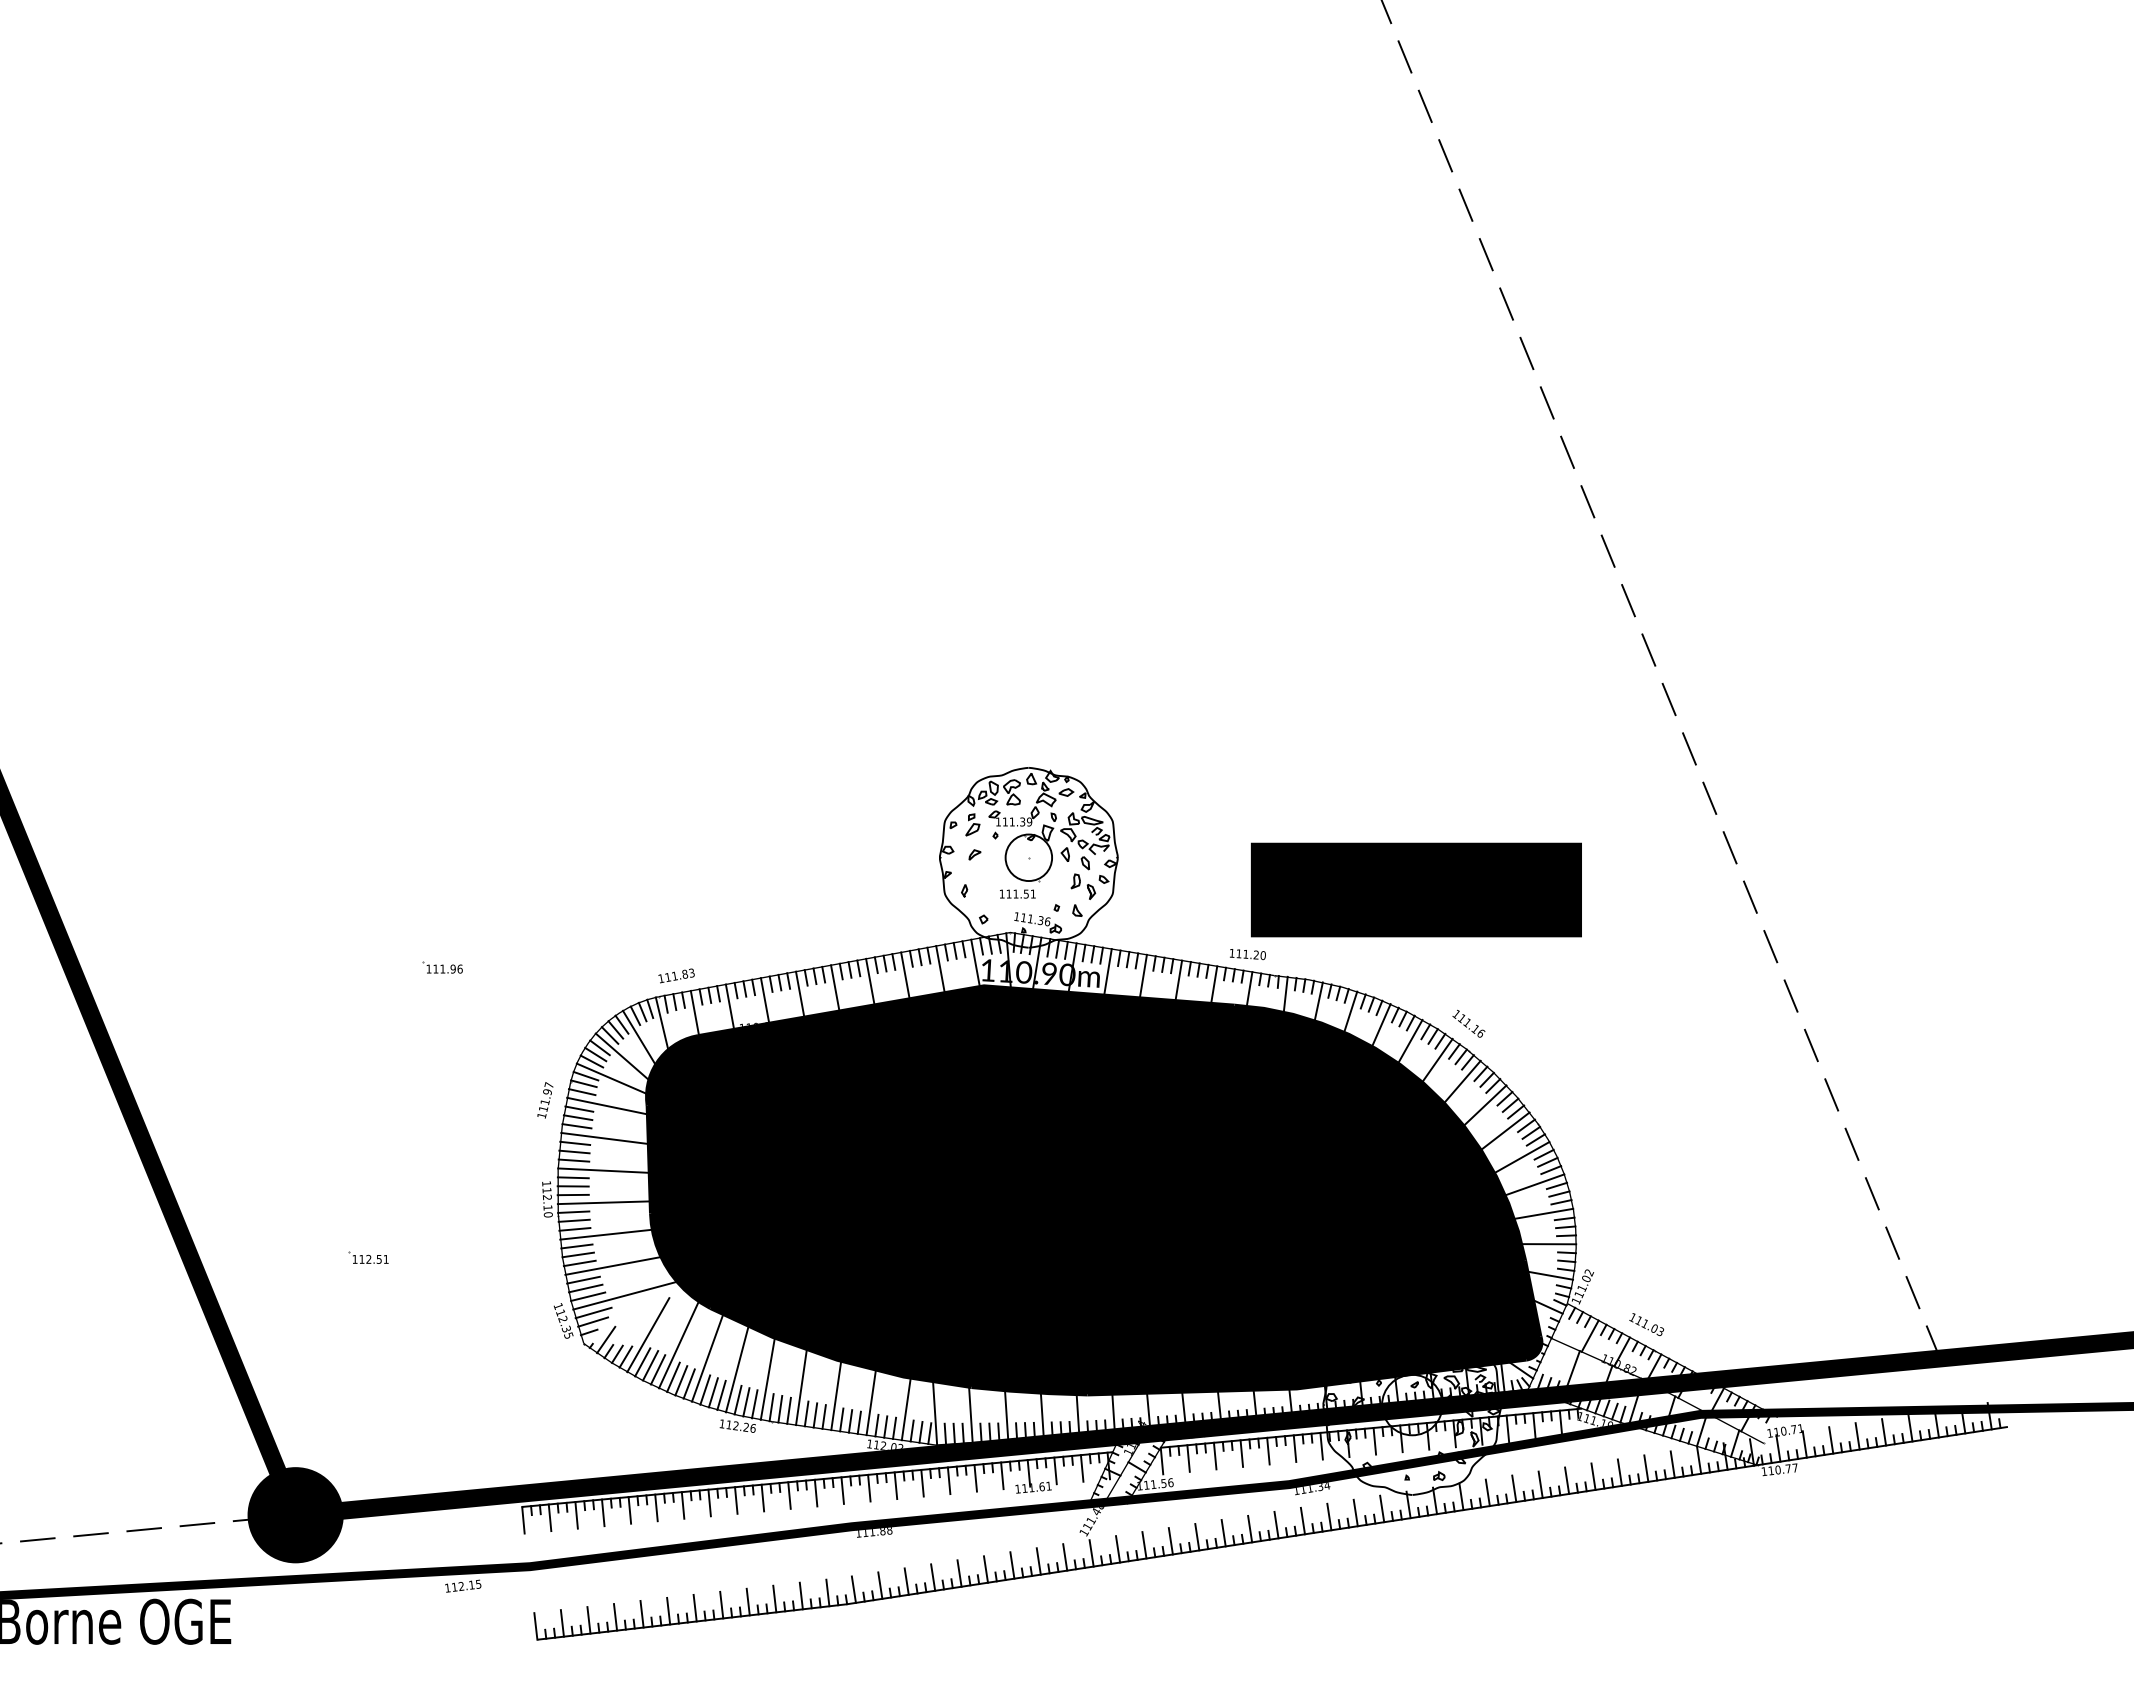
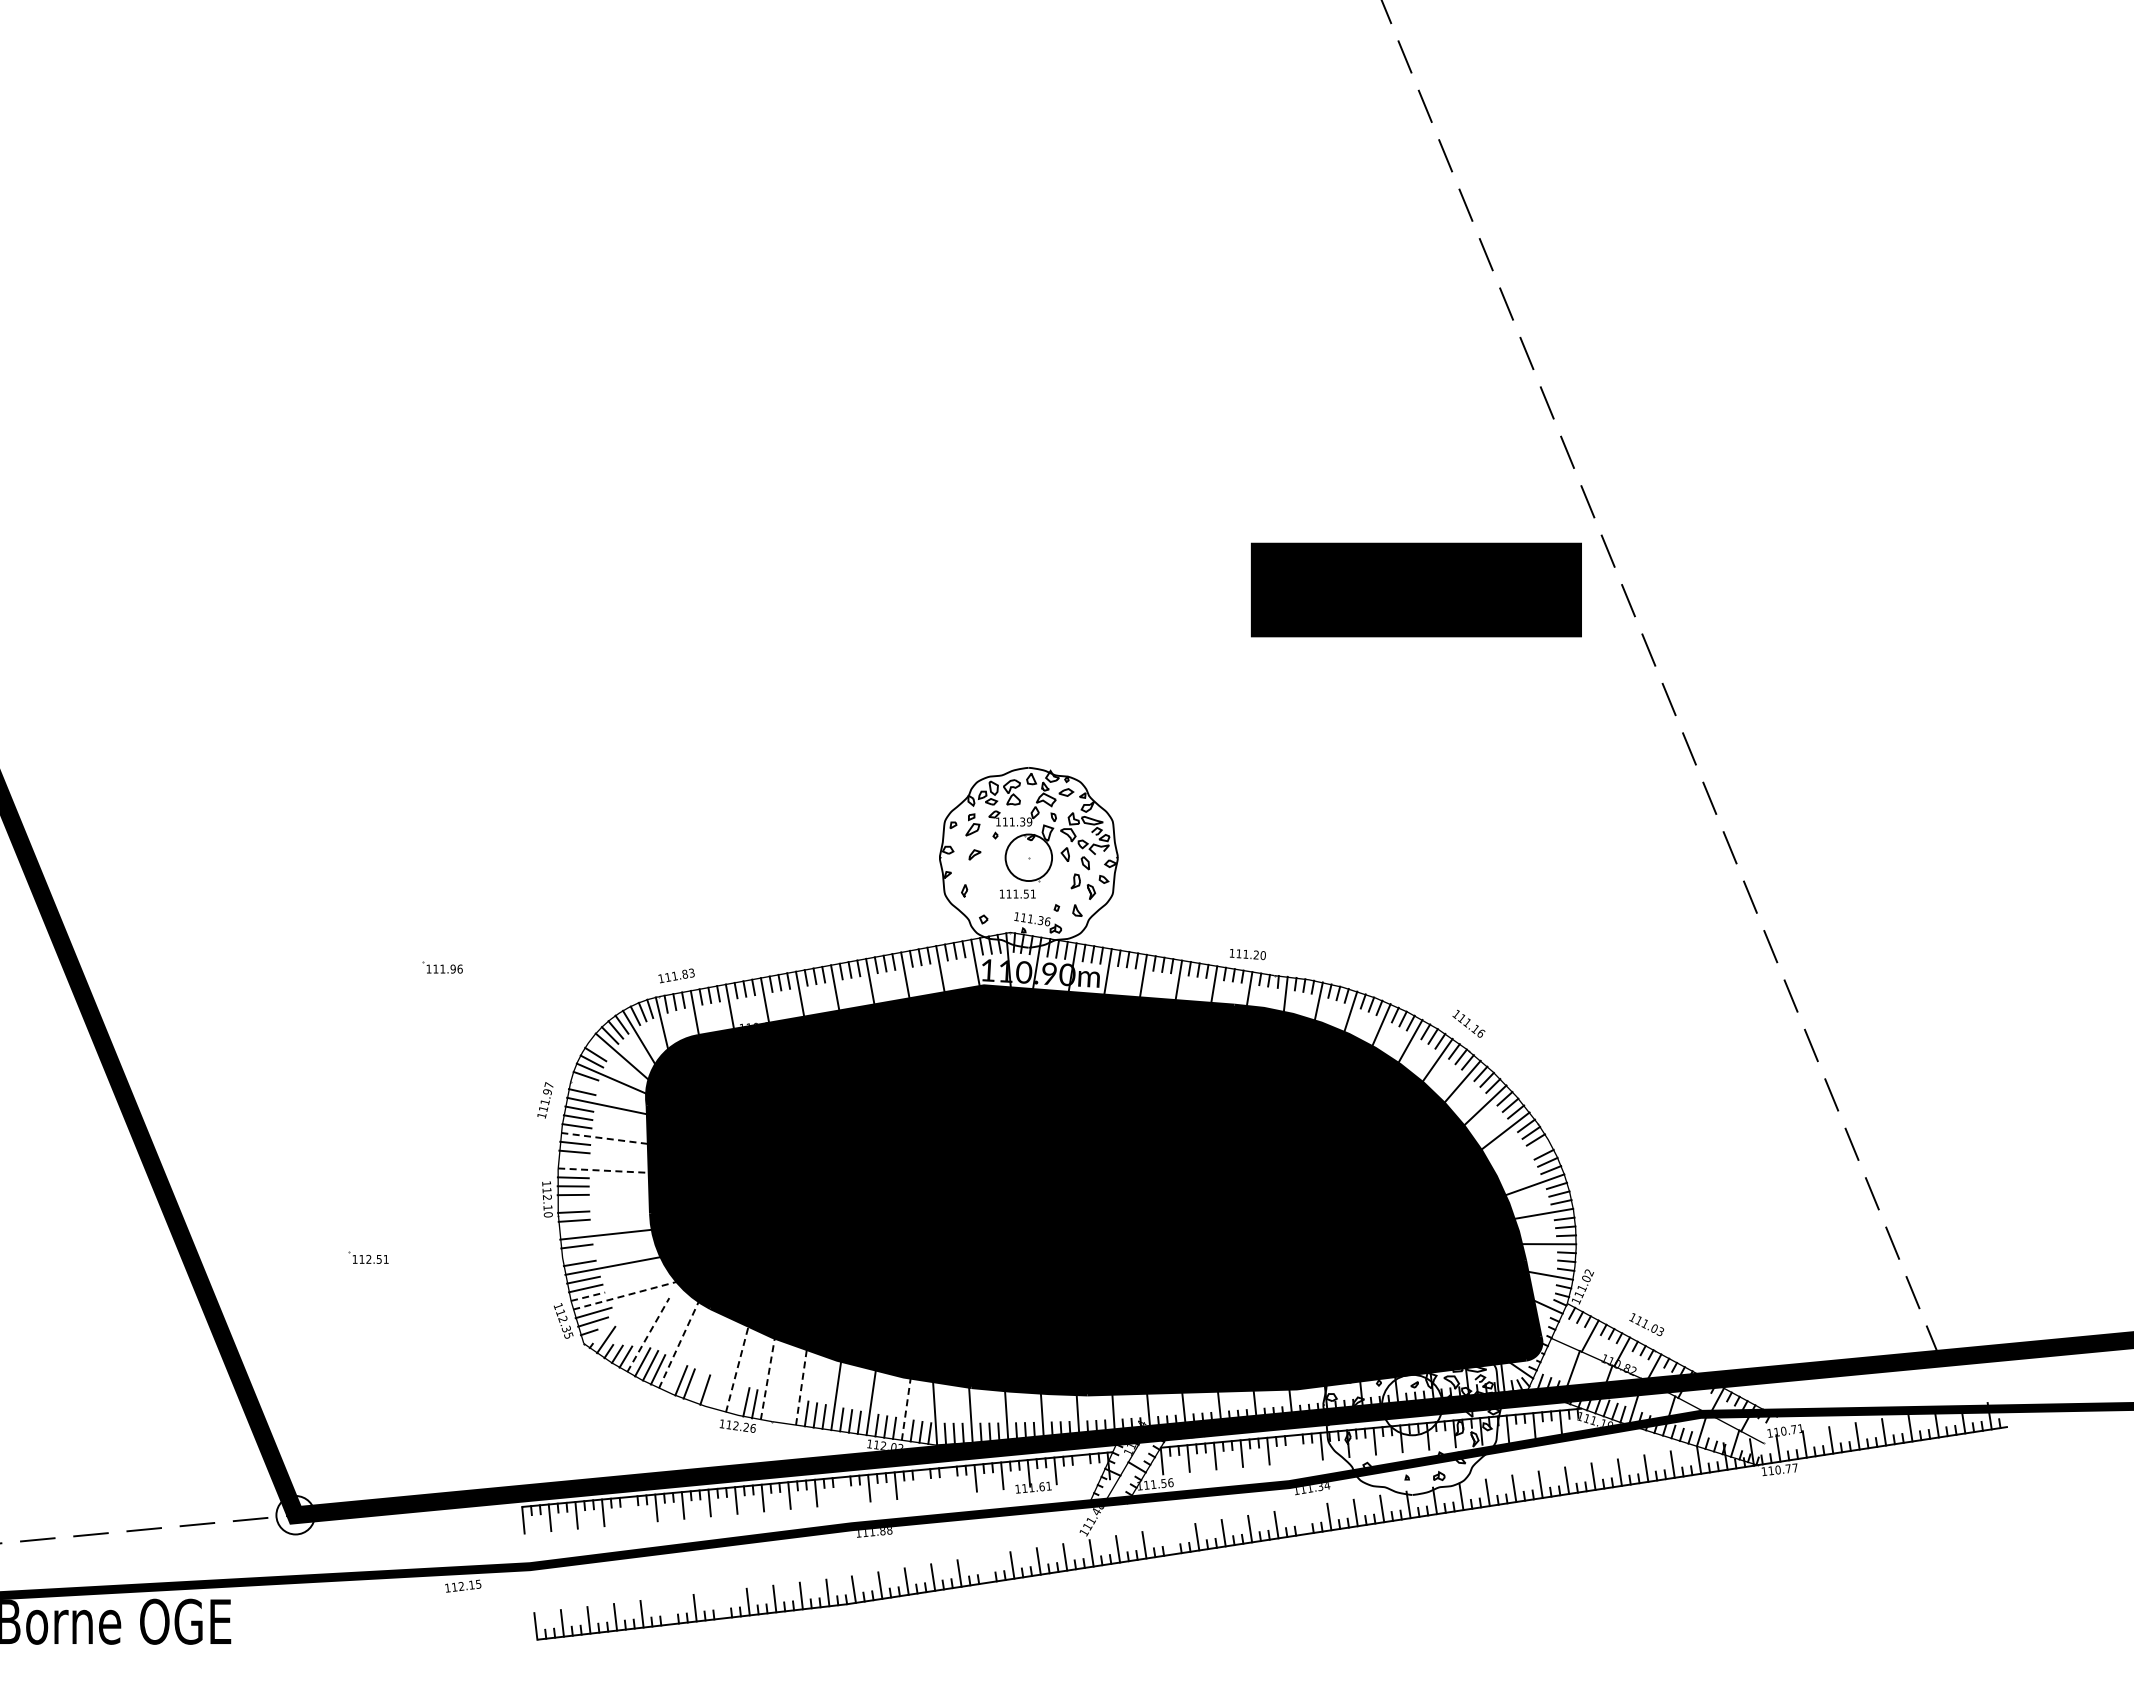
text position: (1416, 889) -> (1416, 589) (1416, 589)
line: present -> none (599, 1047)
line: present -> none (583, 1083)
line: solid -> dashed (605, 1138)
line: present -> none (1521, 1157)
line: present -> none (573, 1160)
line: solid -> dashed (604, 1170)
line: present -> none (604, 1202)
line: present -> none (574, 1229)
line: present -> none (577, 1254)
line: solid -> dashed (626, 1295)
line: solid -> dashed (588, 1296)
line: solid -> dashed (648, 1335)
line: solid -> dashed (679, 1343)
line: present -> none (707, 1357)
line: solid -> dashed (737, 1369)
line: present -> none (673, 1376)
line: solid -> dashed (768, 1377)
line: solid -> dashed (801, 1386)
line: present -> none (712, 1392)
line: present -> none (721, 1394)
line: present -> none (737, 1399)
line: present -> none (771, 1407)
line: present -> none (780, 1408)
line: solid -> dashed (906, 1408)
line: present -> none (788, 1410)
line: present -> none (1294, 1448)
line: present -> none (1081, 1468)
line: present -> none (948, 1480)
line: present -> none (922, 1482)
line: present -> none (842, 1490)
line: present -> none (629, 1510)
fill: present -> none (295, 1515)
line: present -> none (1302, 1520)
line: present -> none (1170, 1541)
line: present -> none (985, 1569)
line: present -> none (721, 1604)
line: present -> none (668, 1610)
